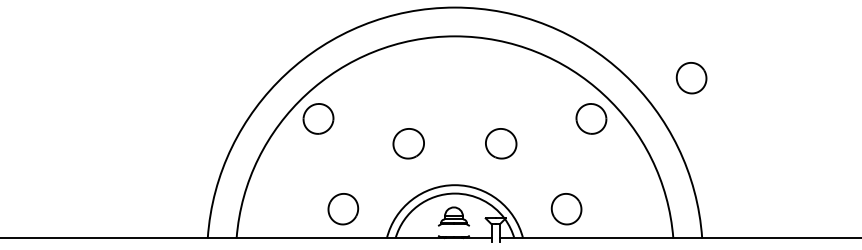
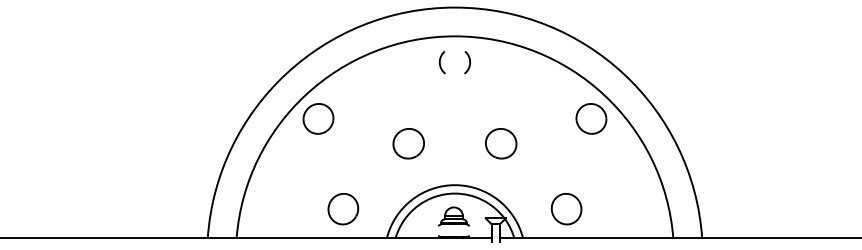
curve: none -> present (440, 62)
curve: none -> present (469, 62)
part: present -> none (691, 78)
